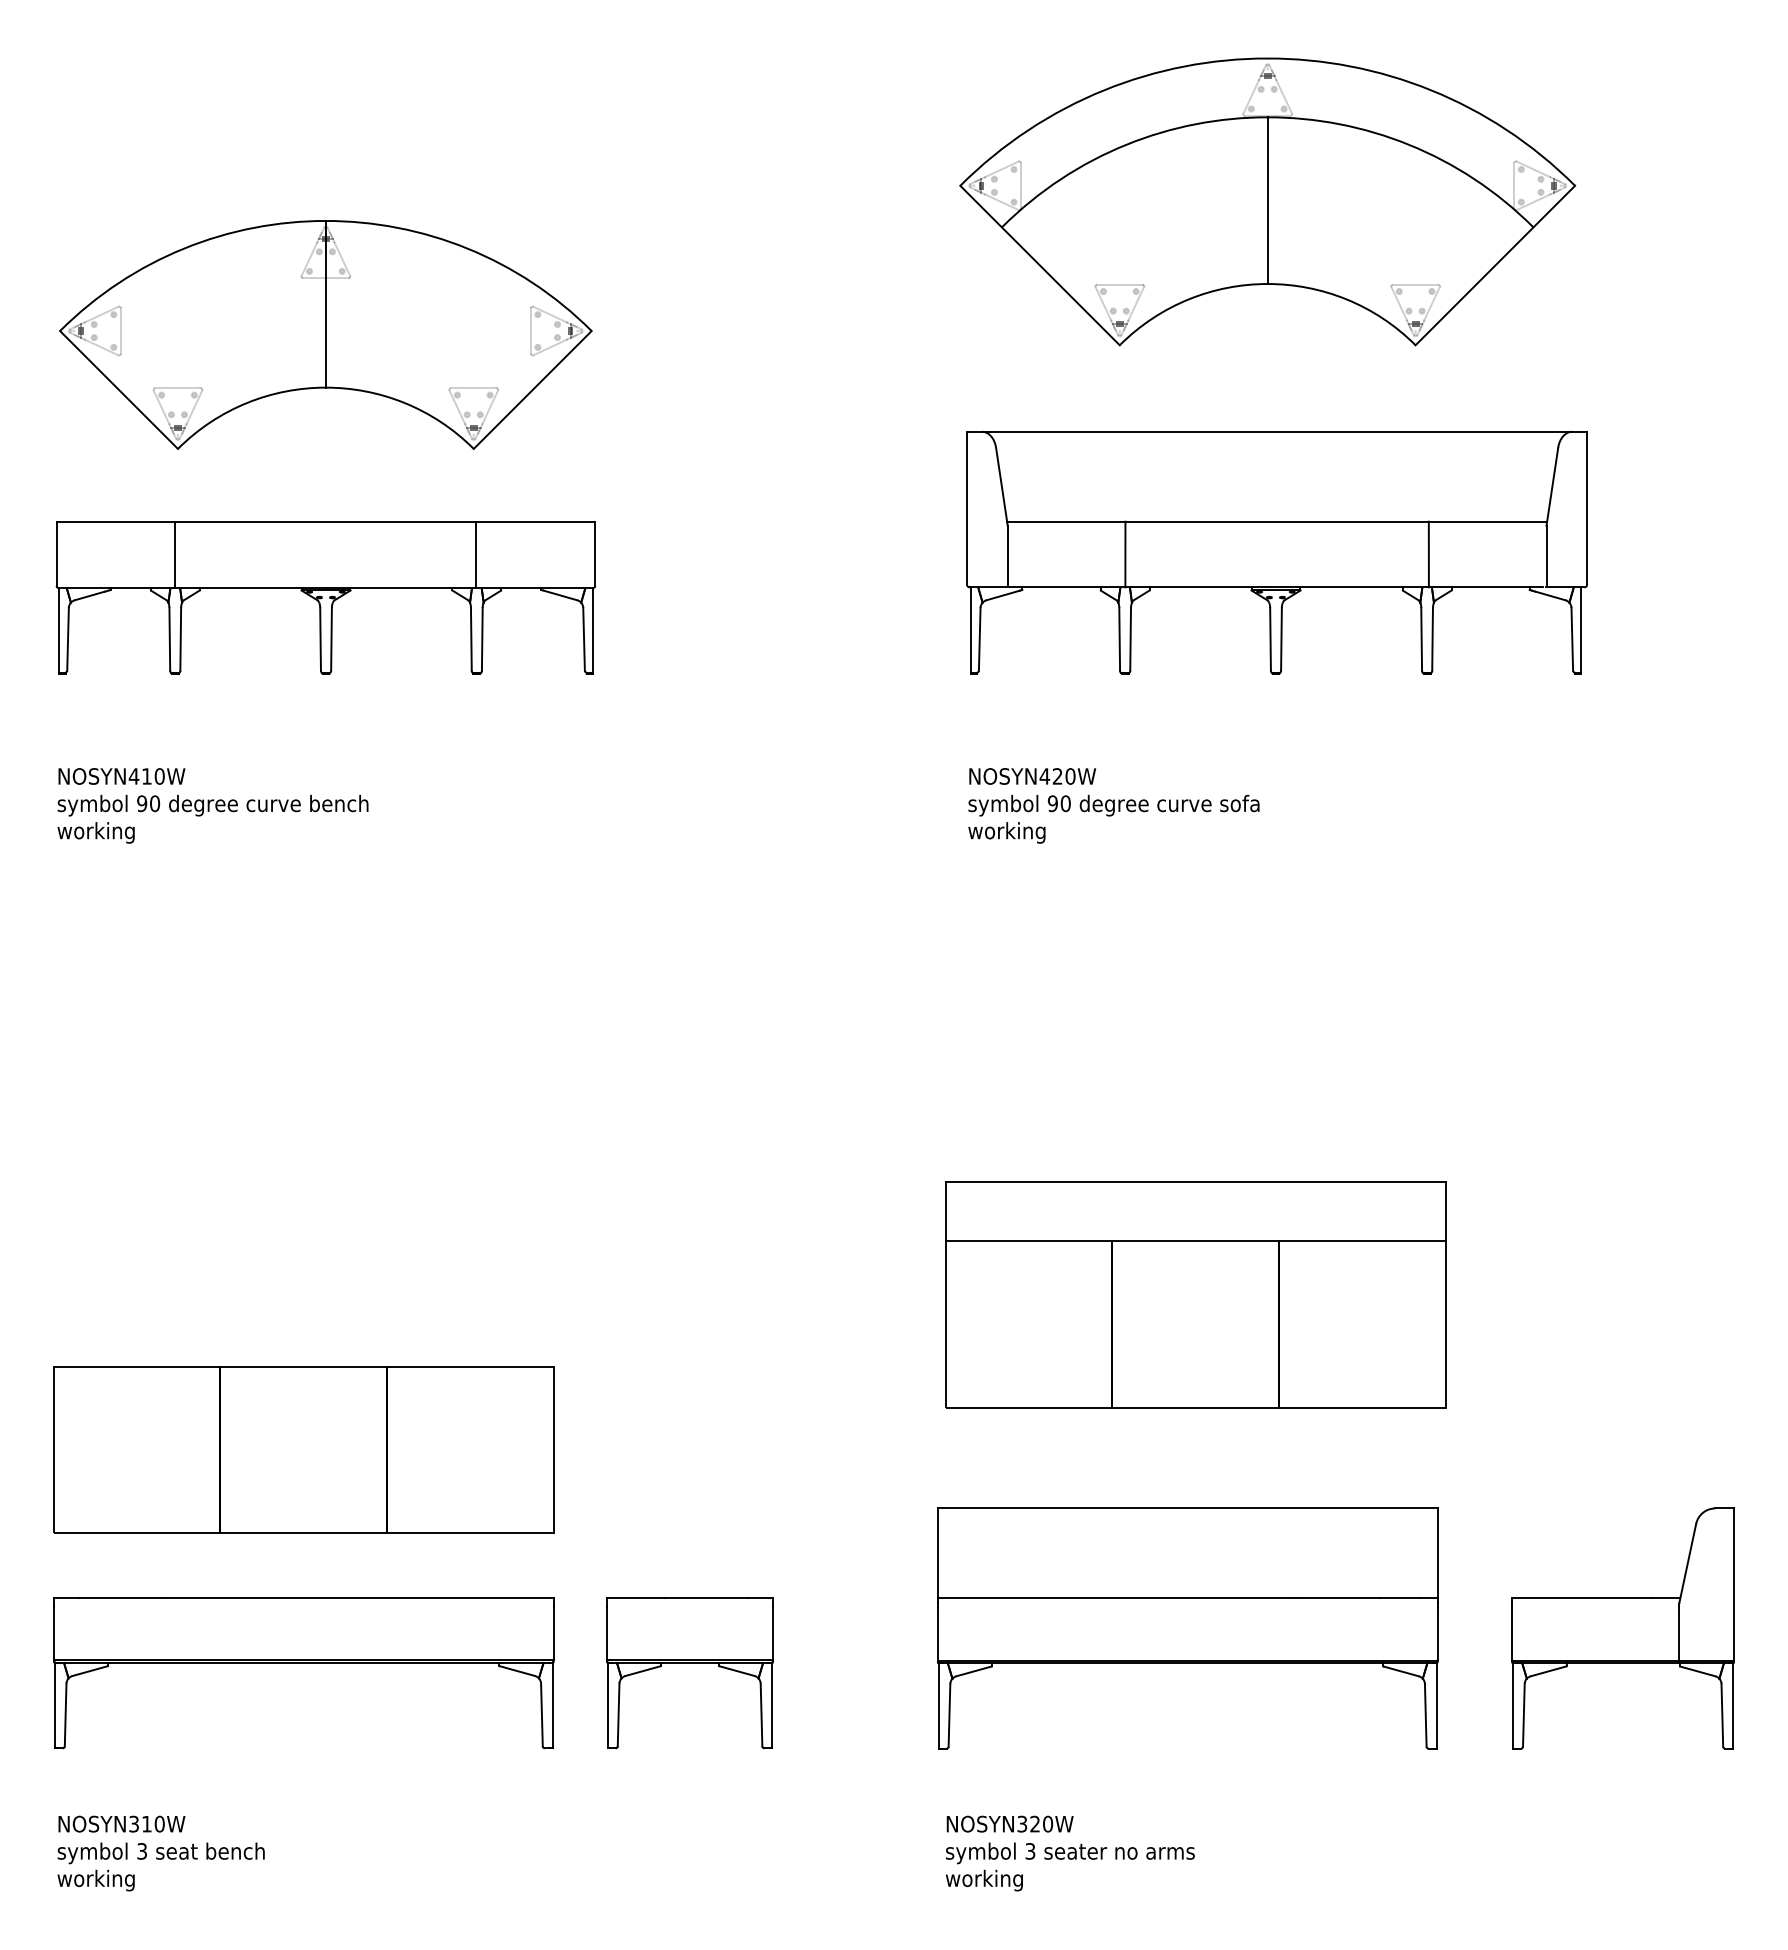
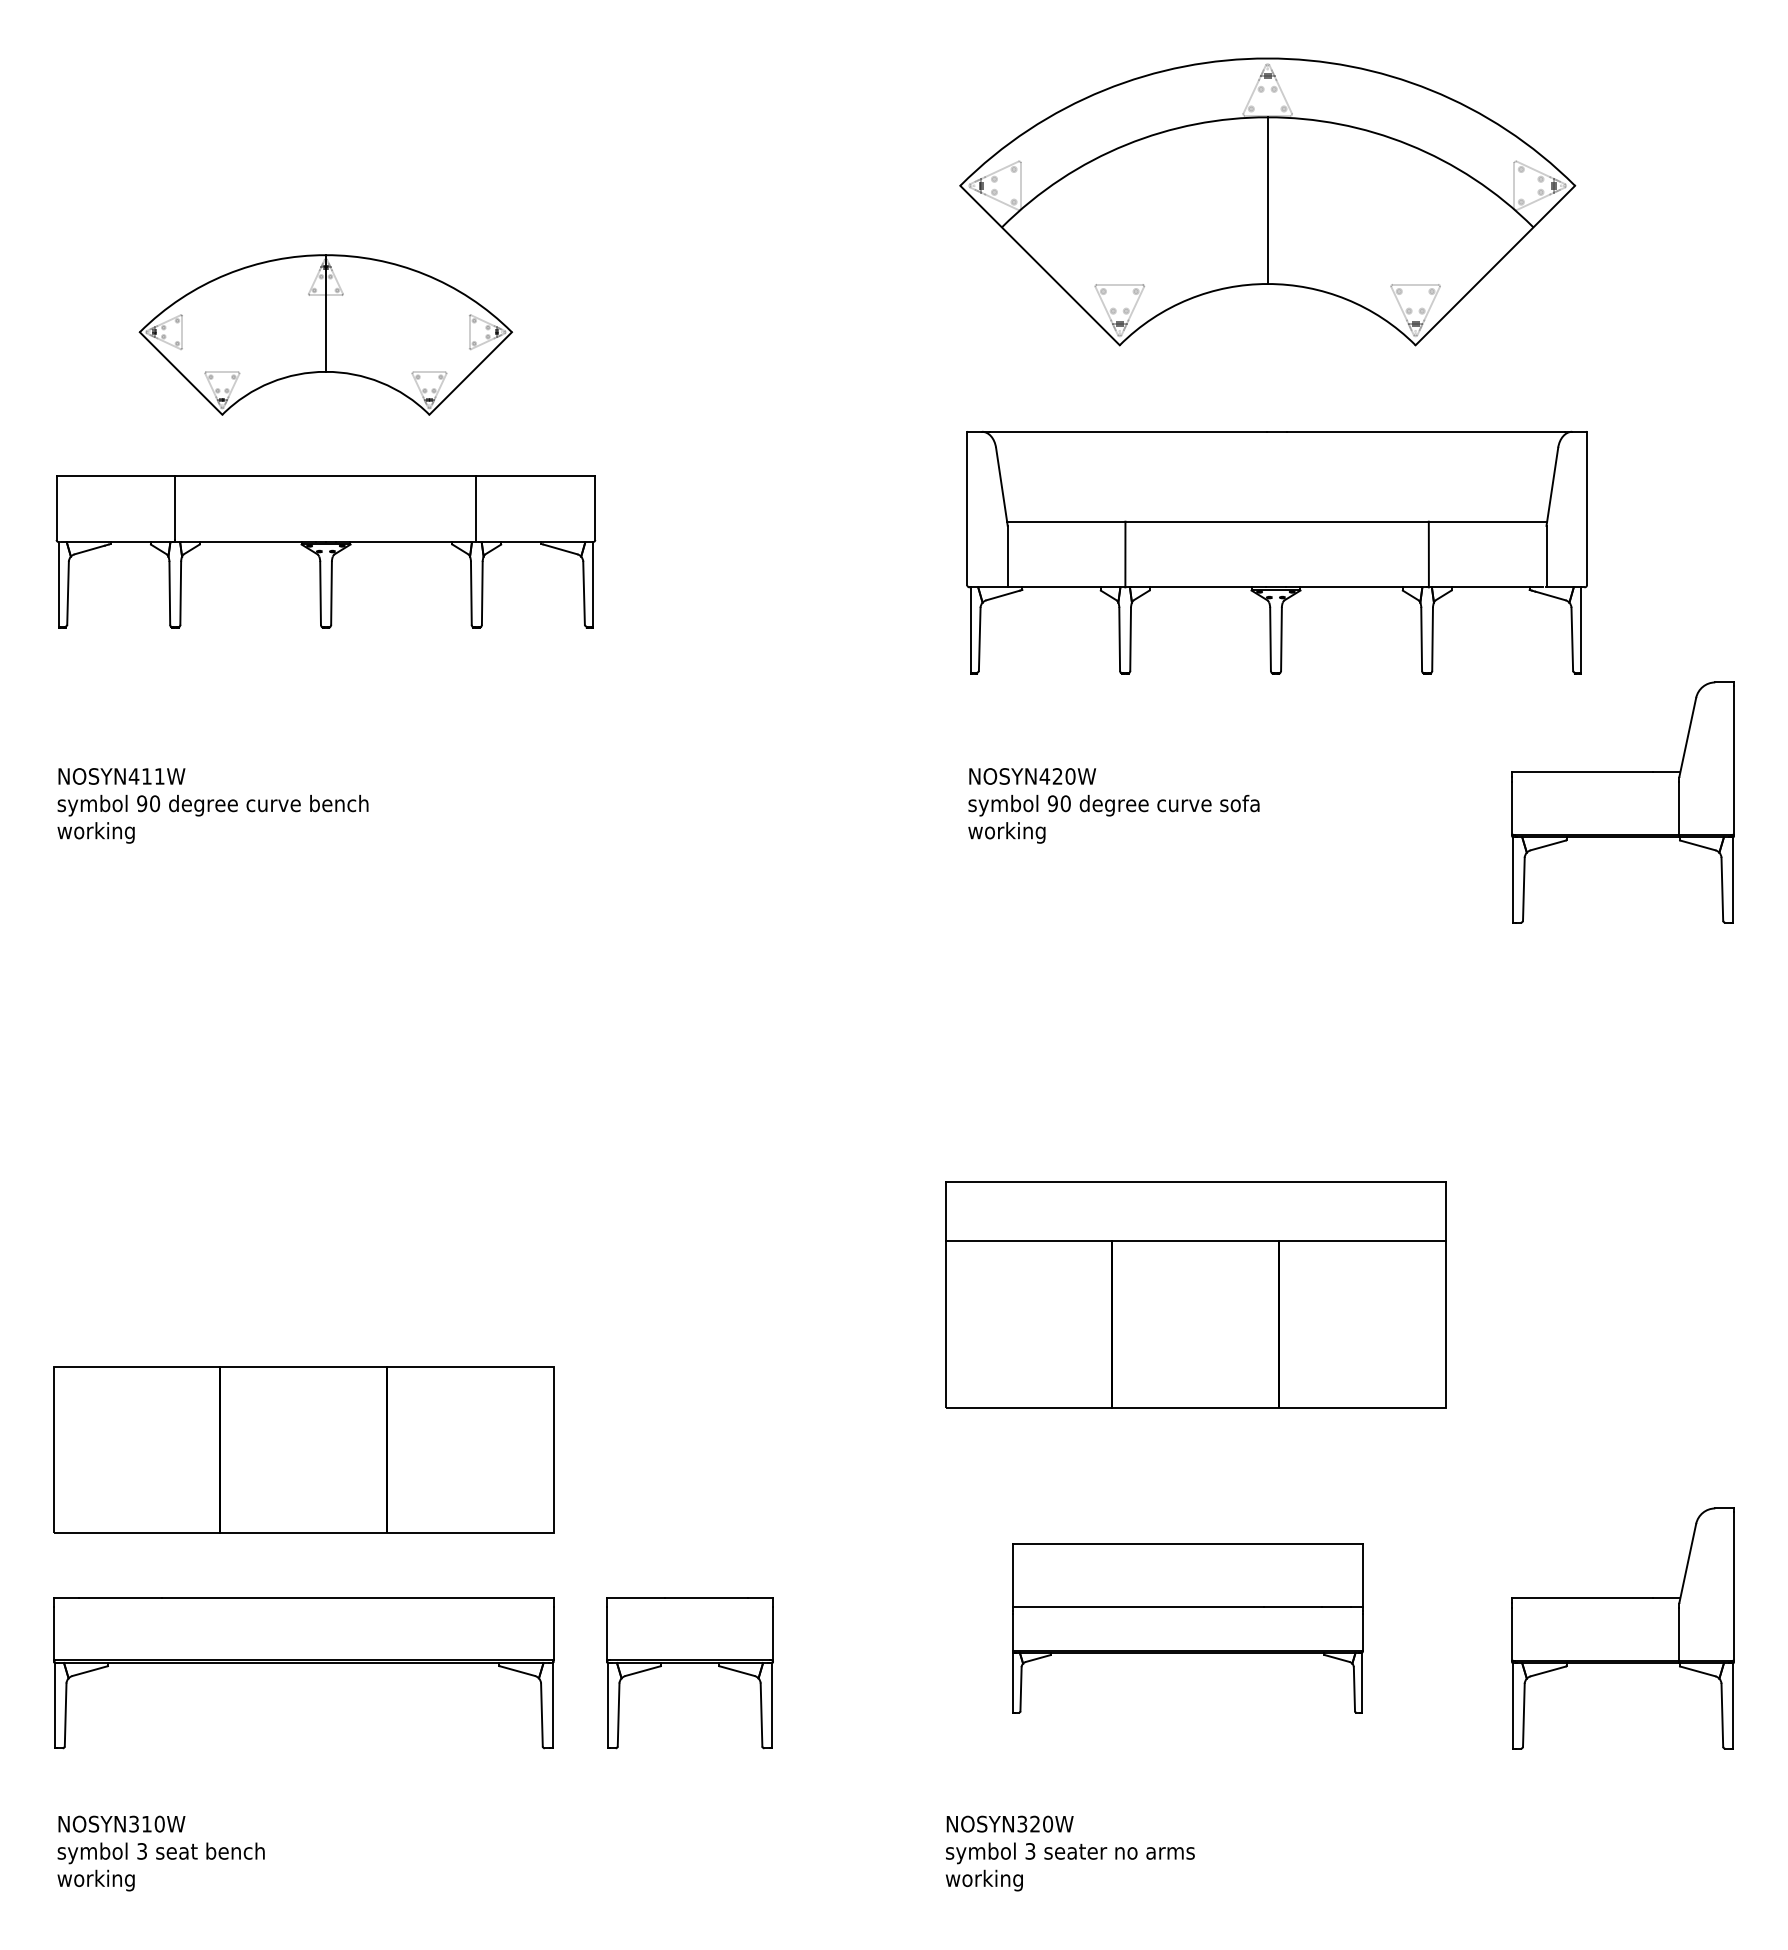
part size: 534x230 px -> 375x162 px (325, 334)
part position: (325, 597) -> (325, 551) (325, 551)
text: NOSYN410W -> NOSYN411W (159, 776)
part: none -> present (1622, 802)
part size: 502x243 px -> 352x171 px (1187, 1628)
